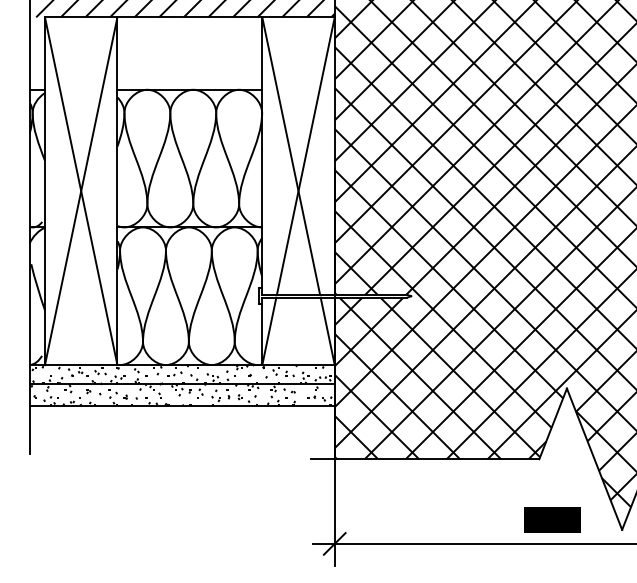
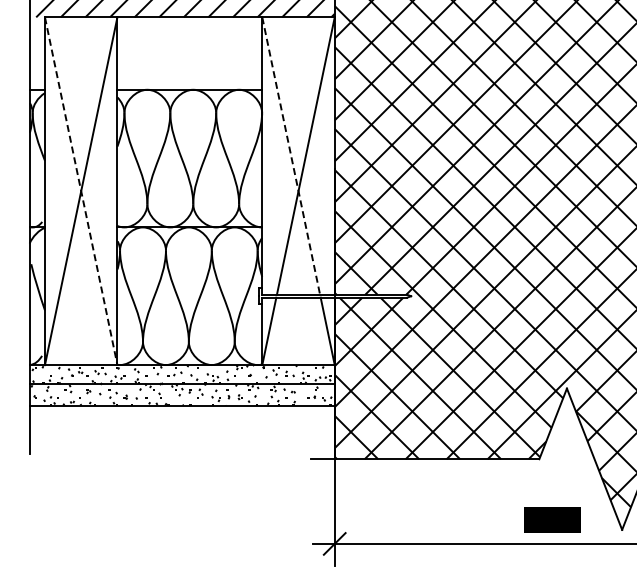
line: solid -> dashed (291, 156)
line: solid -> dashed (81, 191)
